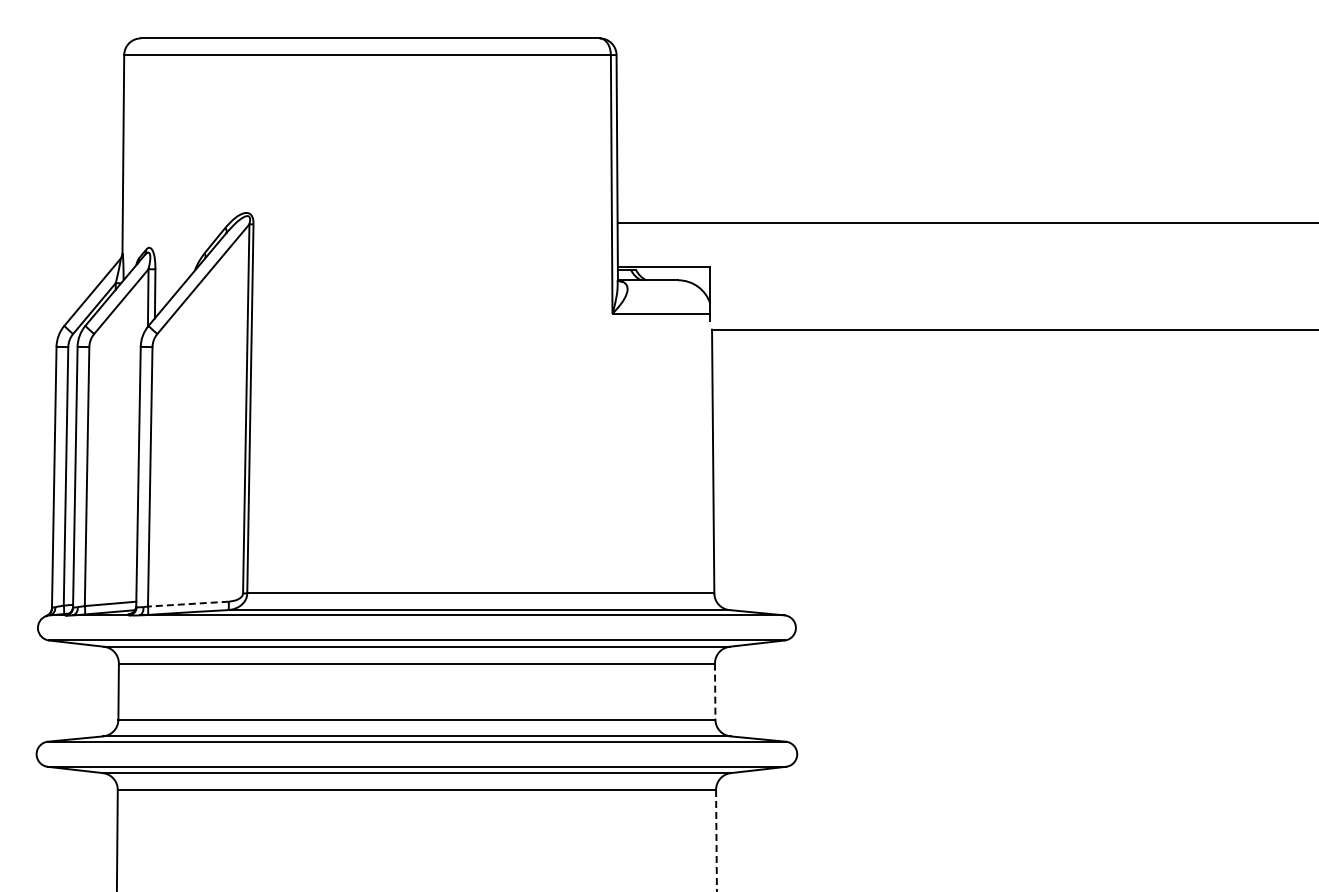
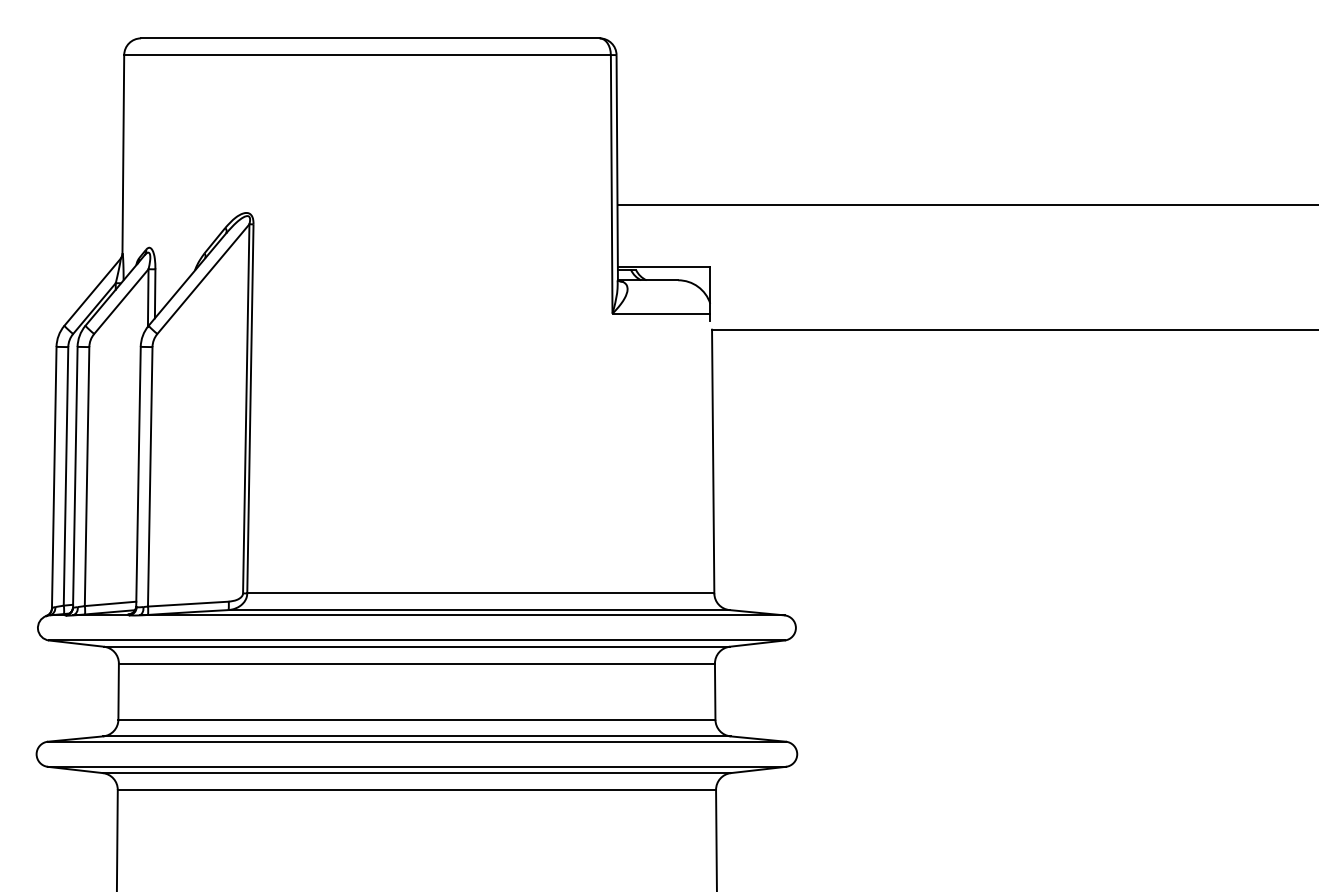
line position: (966, 222) -> (966, 204) (966, 204)
line: dashed -> solid (187, 604)
line: dashed -> solid (715, 692)
line: dashed -> solid (716, 840)
